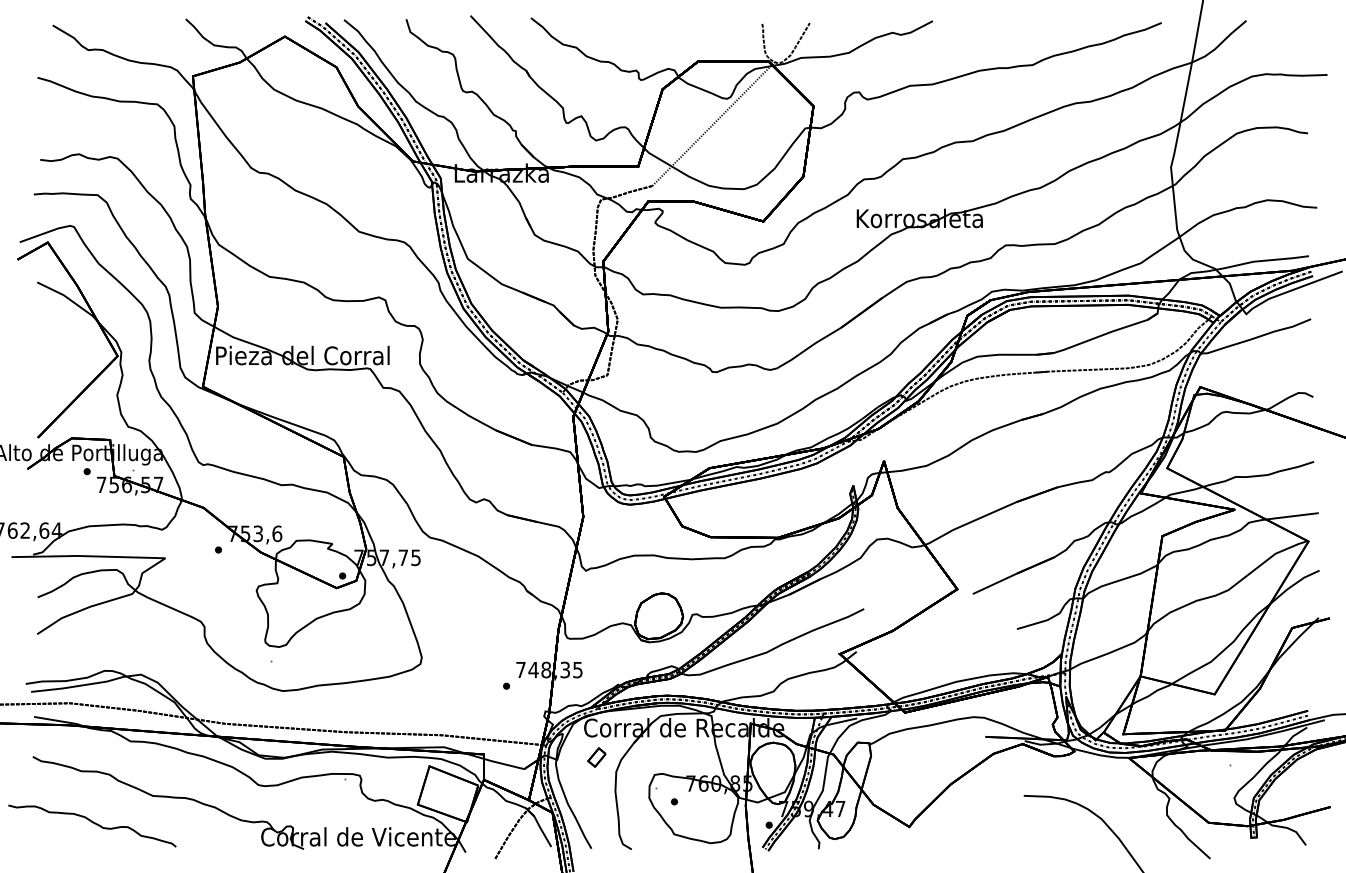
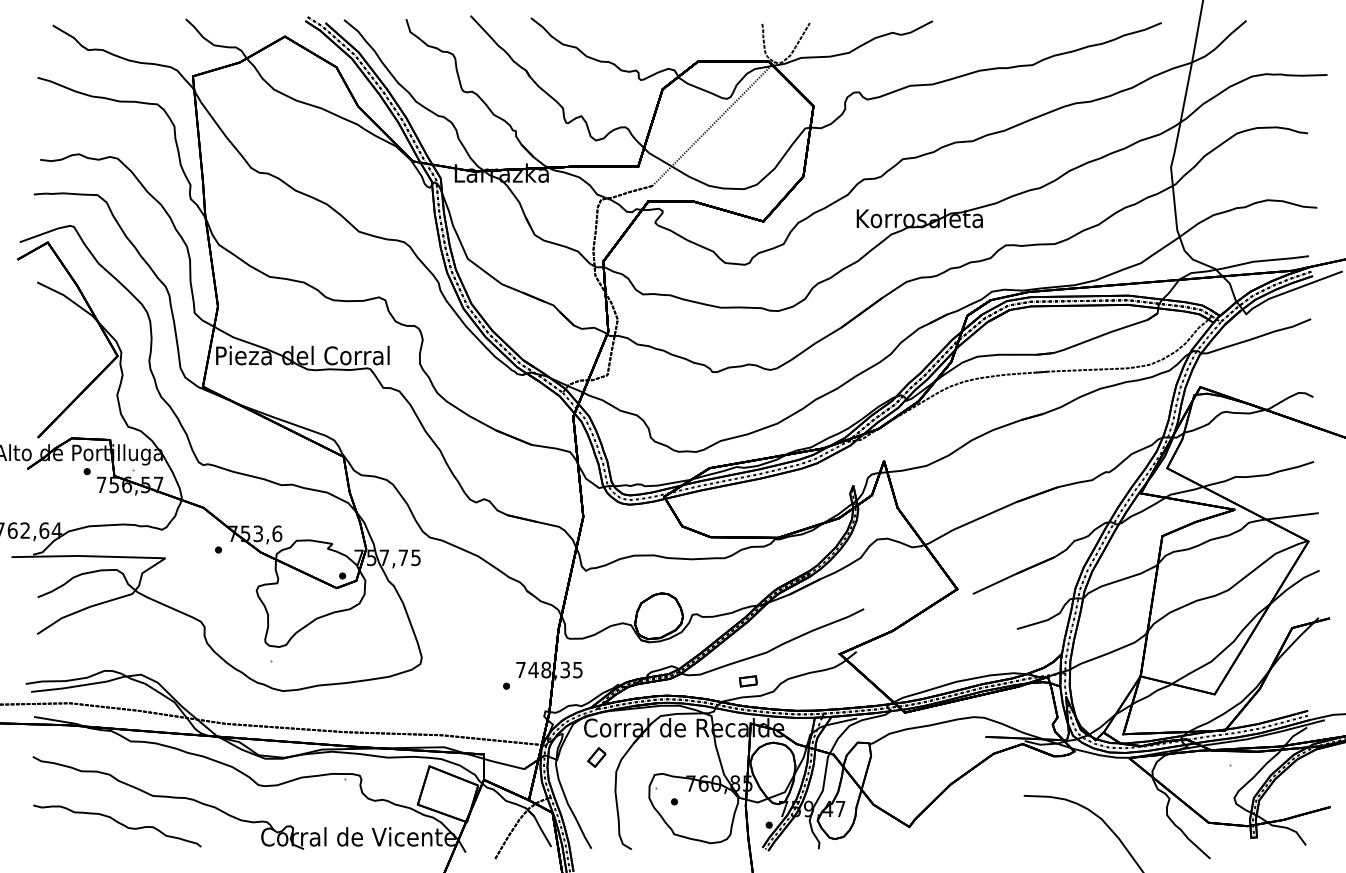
part: none -> present (747, 681)
curve position: (92, 823) -> (117, 823) (117, 823)
